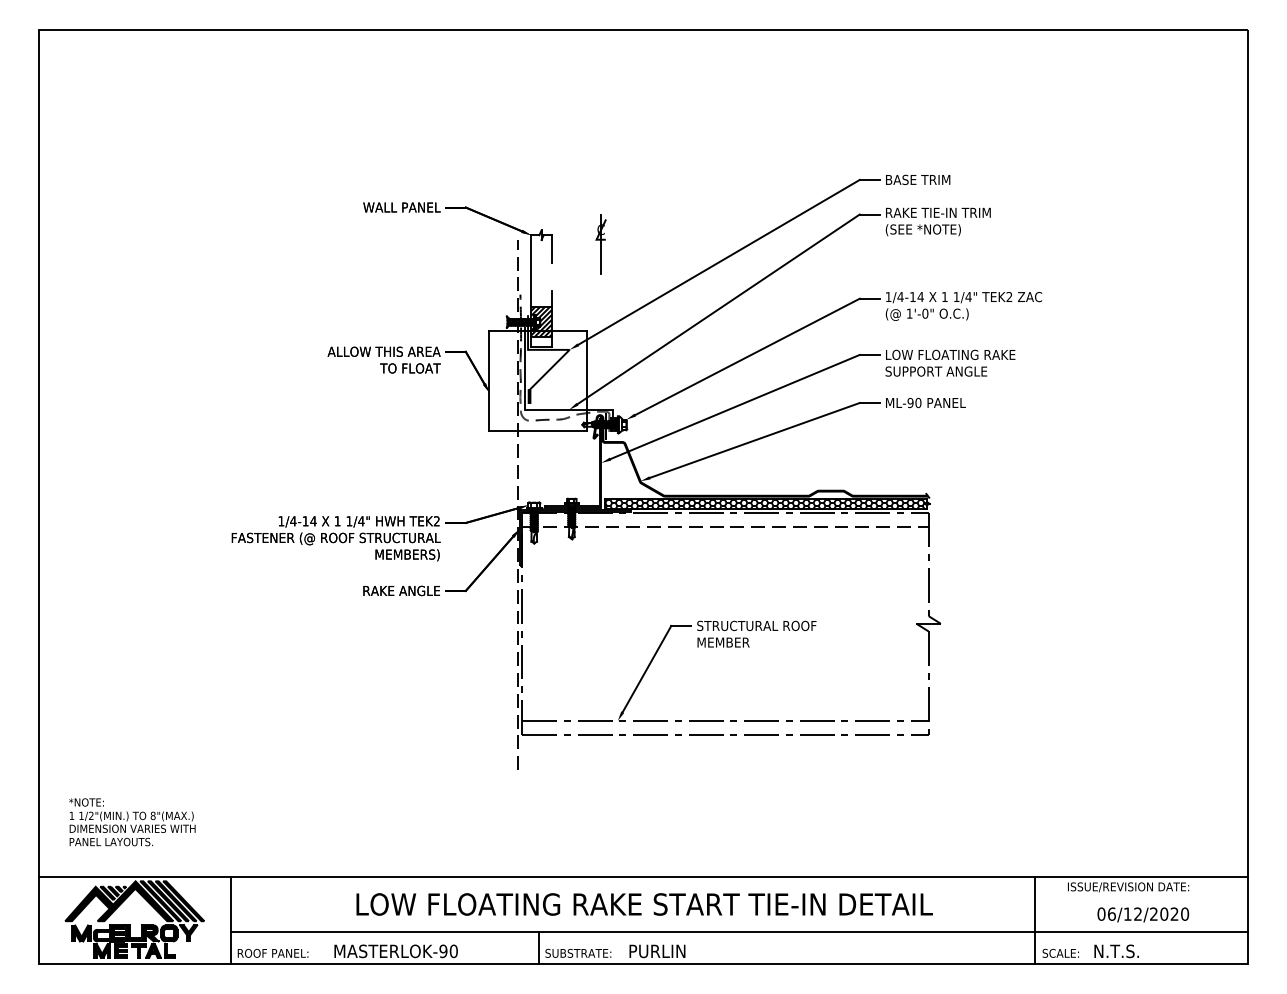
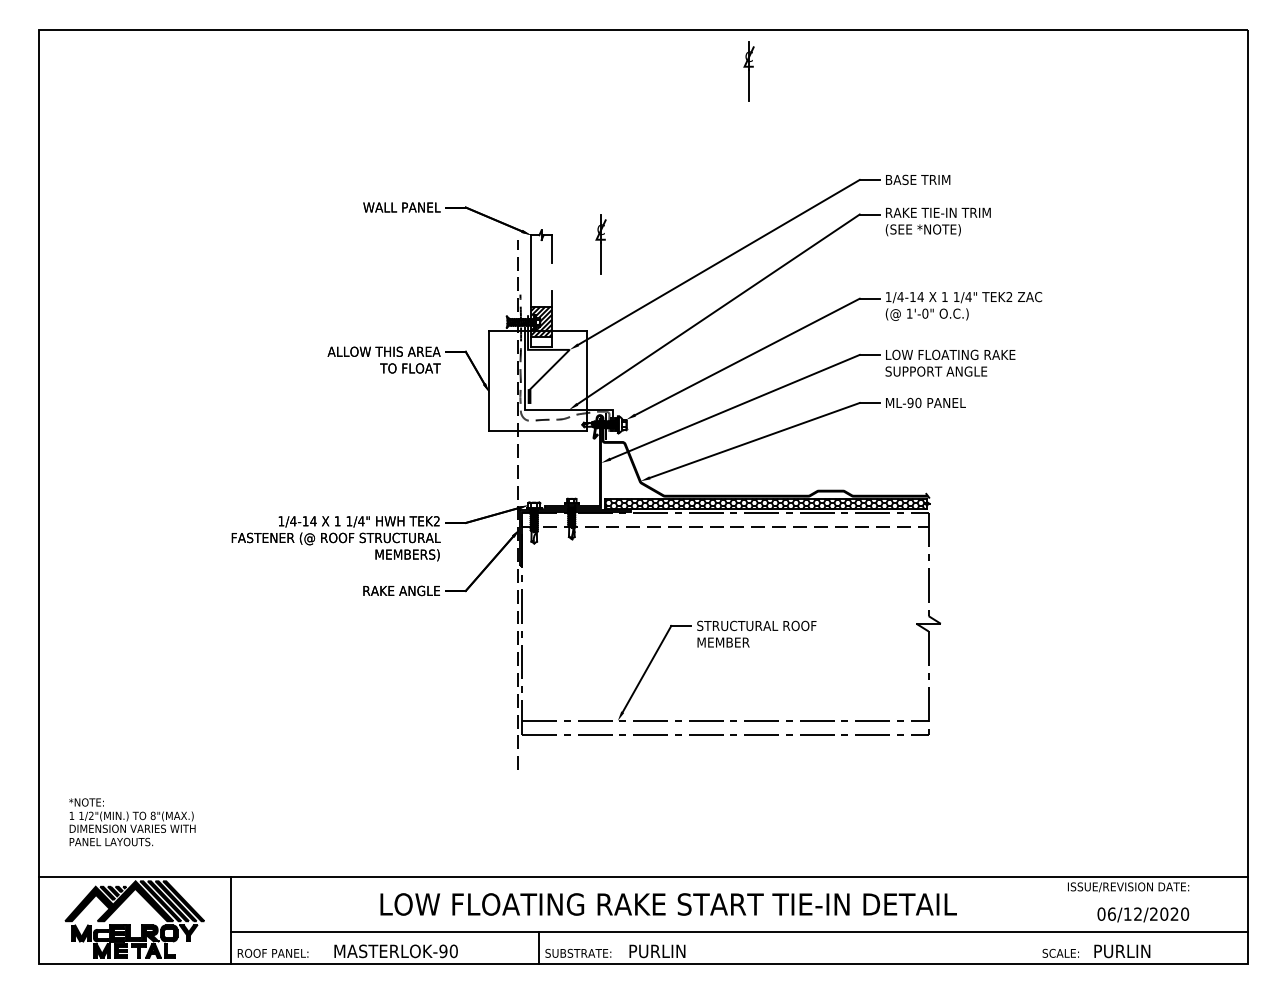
part: none -> present (748, 71)
text position: (644, 904) -> (668, 904) (668, 904)
line: present -> none (1034, 920)
text: N.T.S. -> PURLIN (1123, 951)
